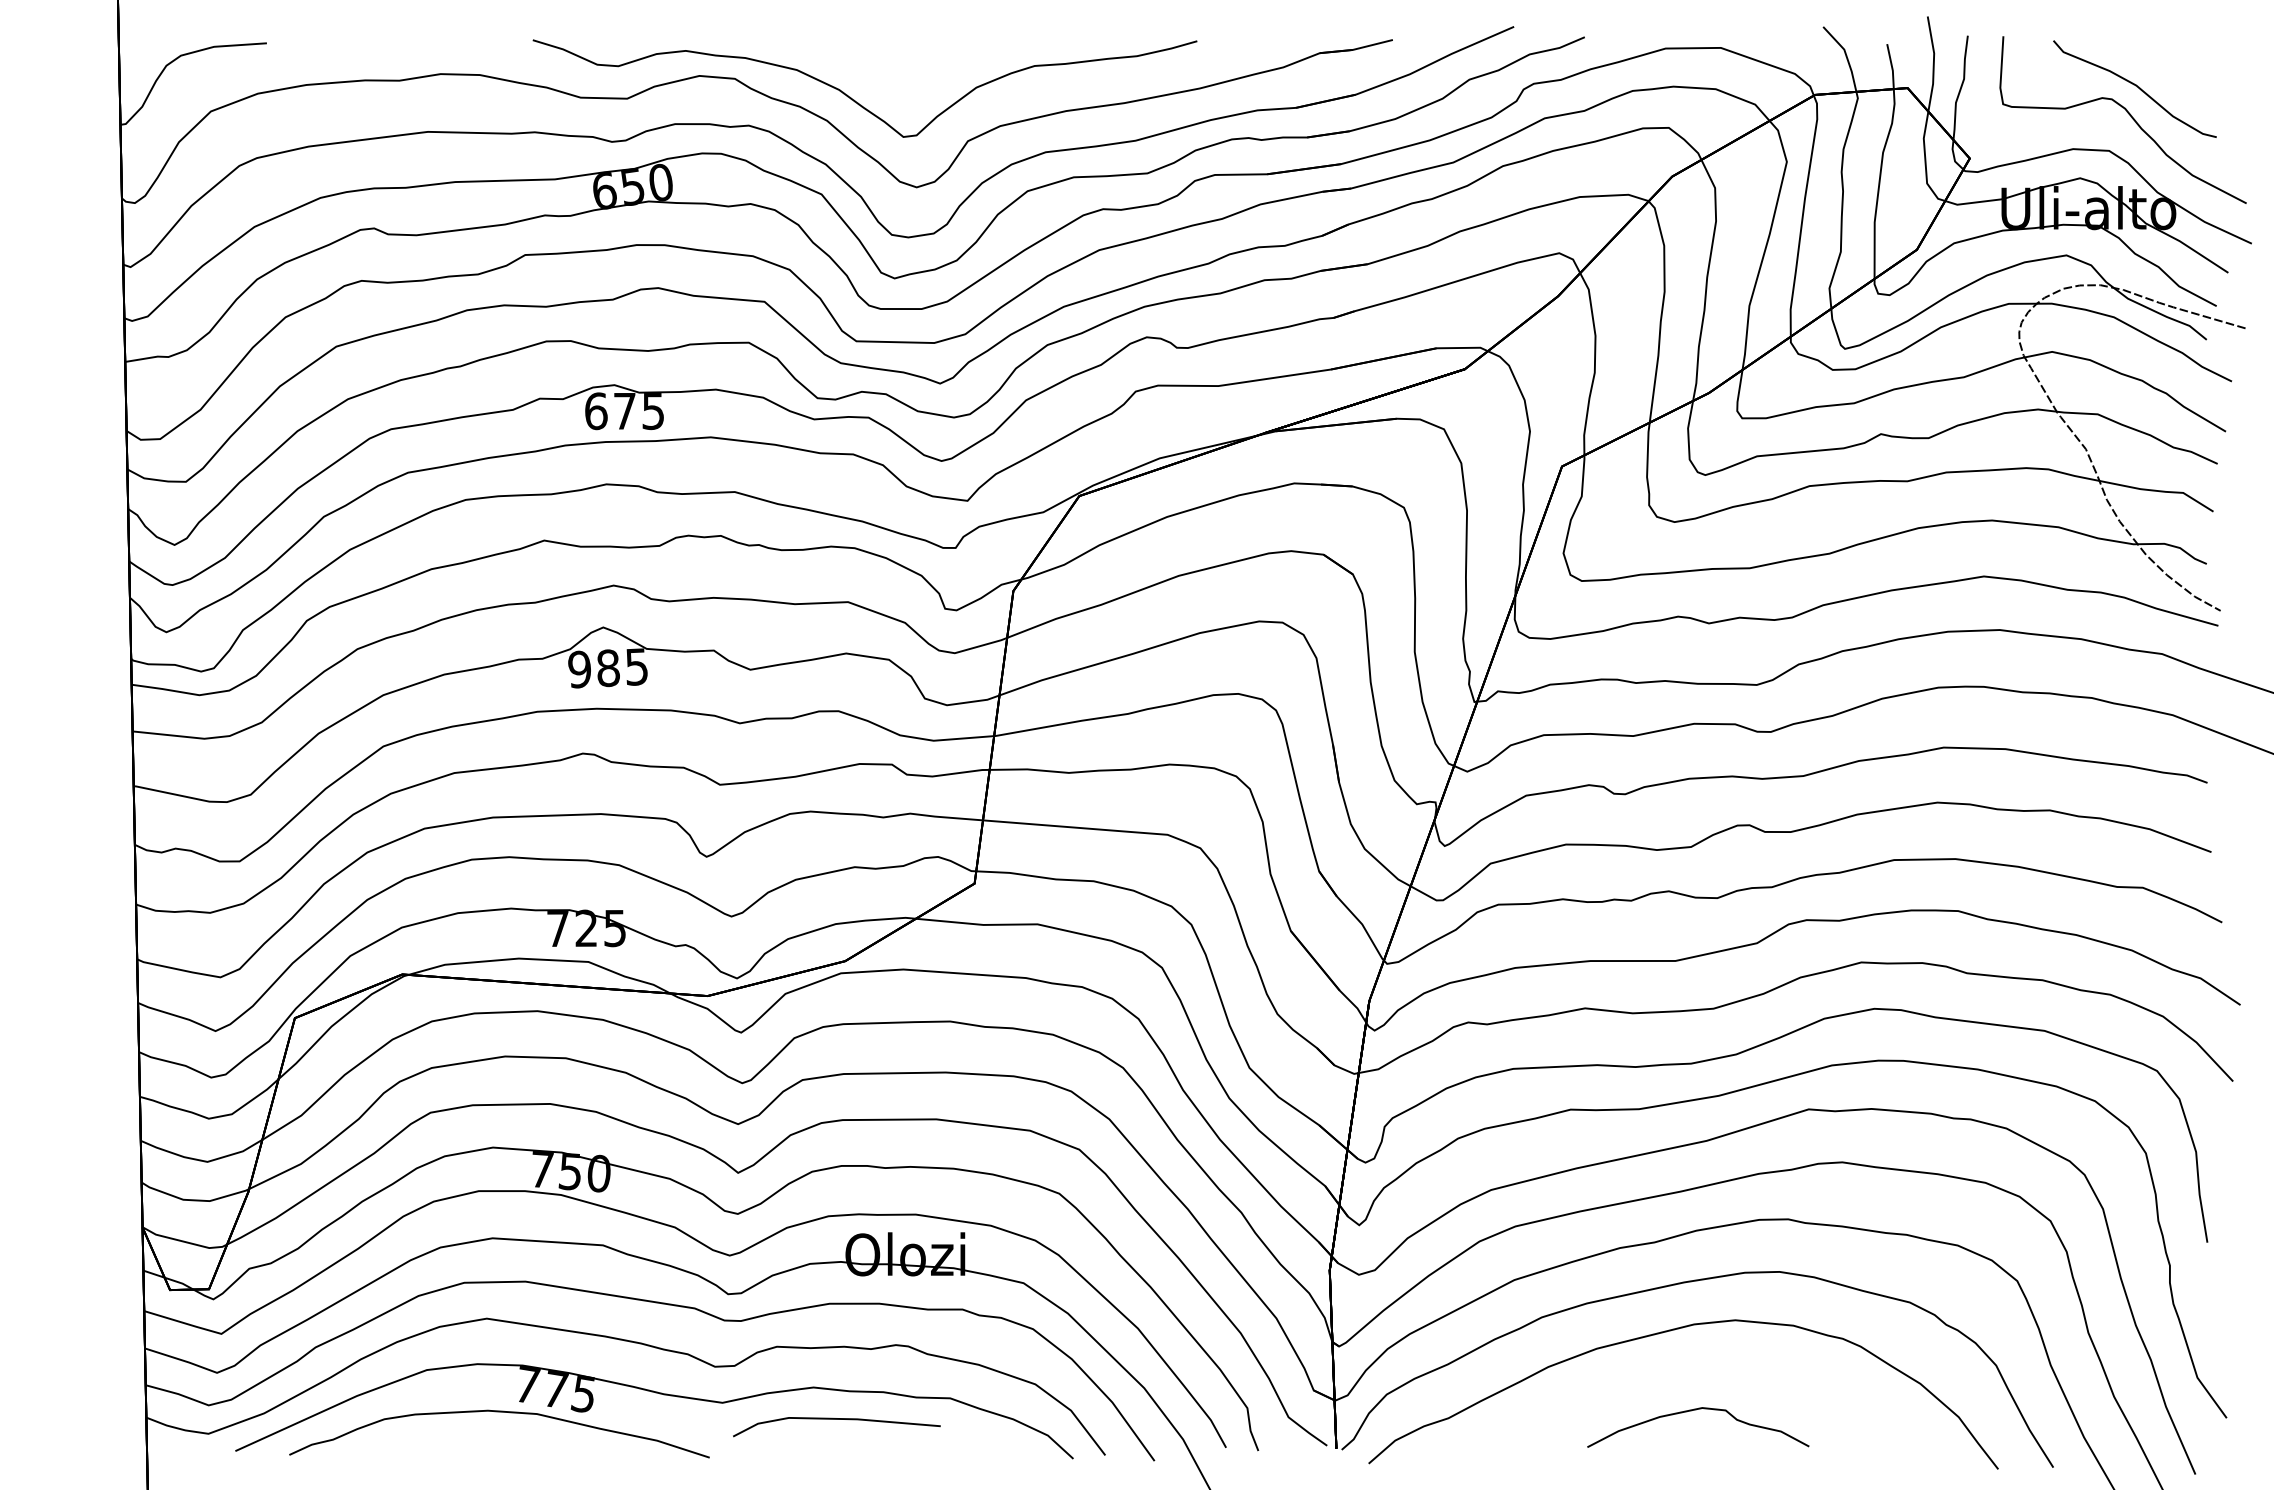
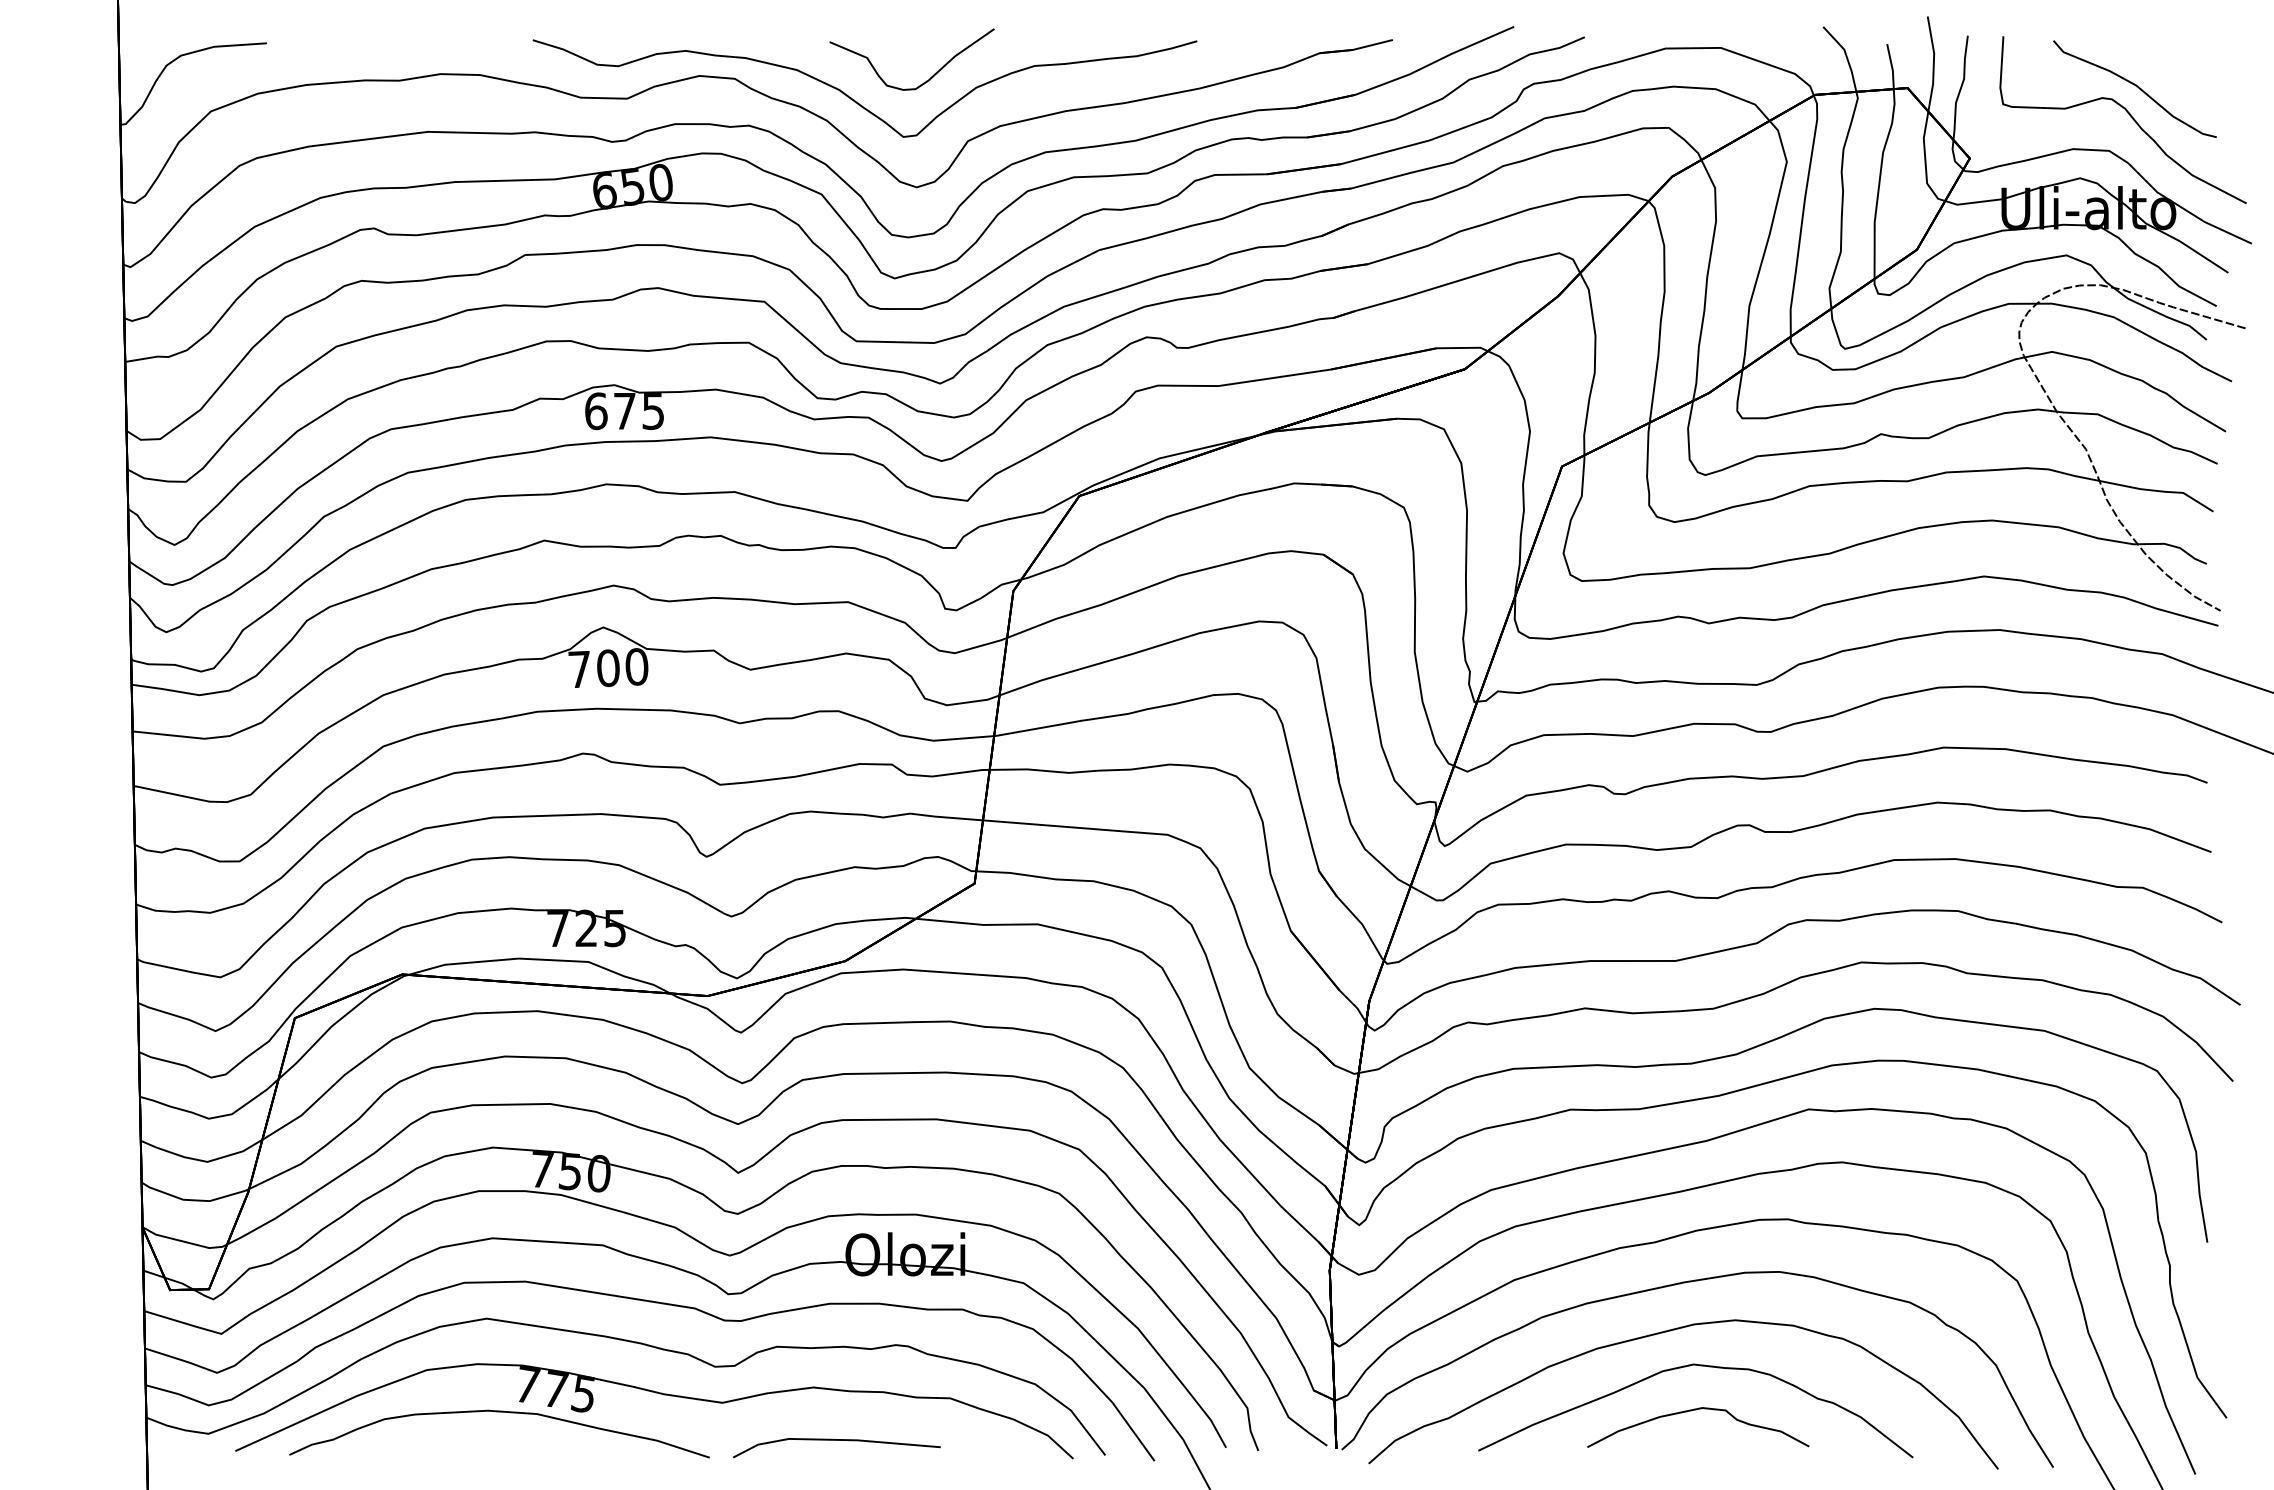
curve: none -> present (926, 80)
text: 985 -> 700 (608, 668)
curve: none -> present (1685, 1367)
line position: (836, 1419) -> (836, 1440) (836, 1440)
